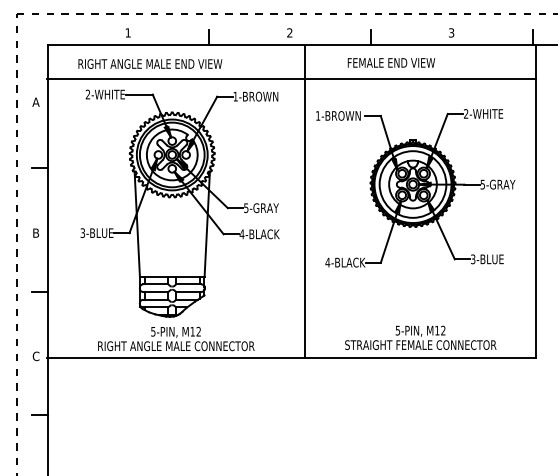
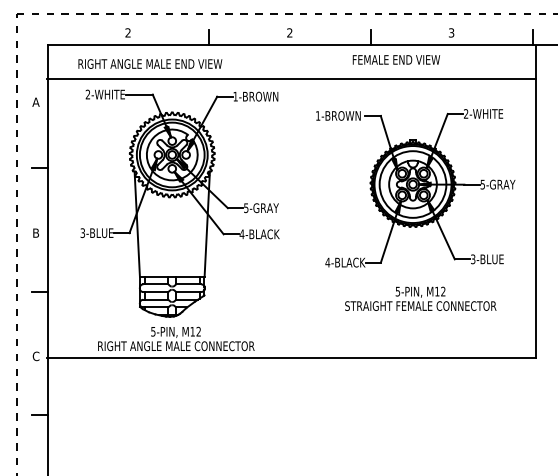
text: 1 -> 2 (127, 32)
text position: (391, 62) -> (396, 59) (396, 59)
line: present -> none (304, 201)
text position: (420, 337) -> (420, 298) (420, 298)
